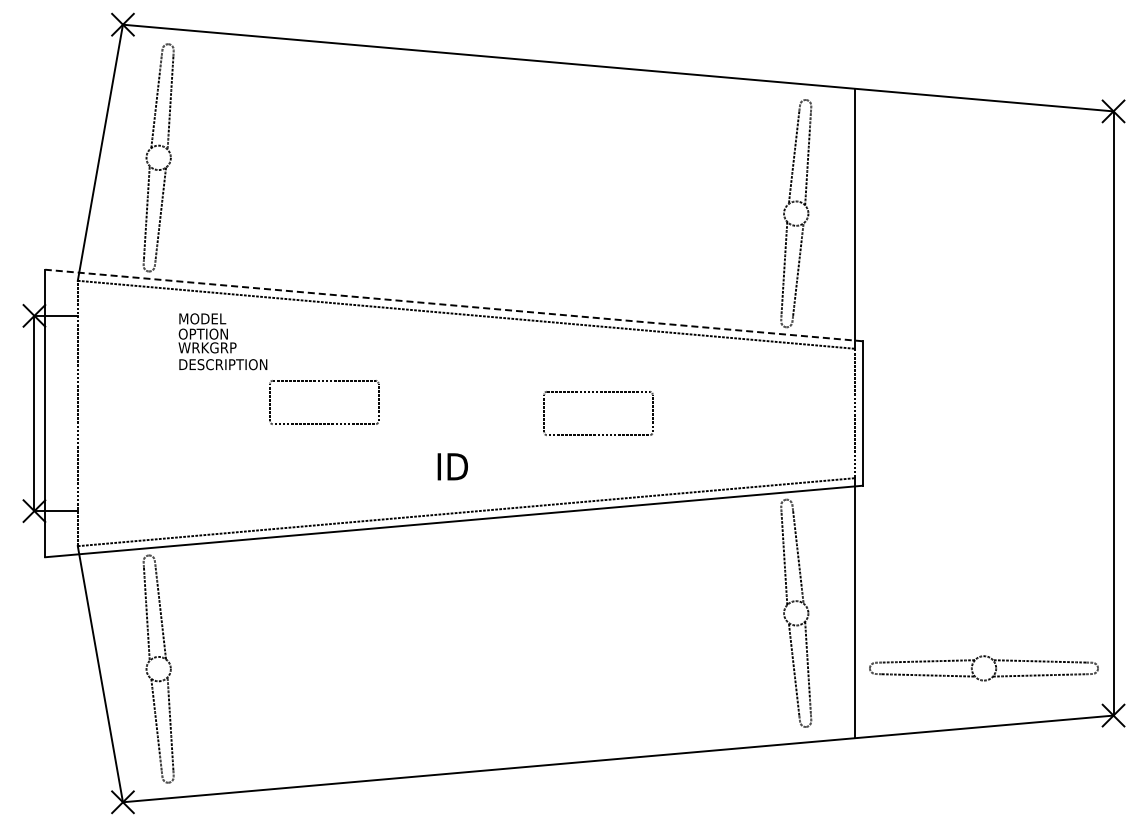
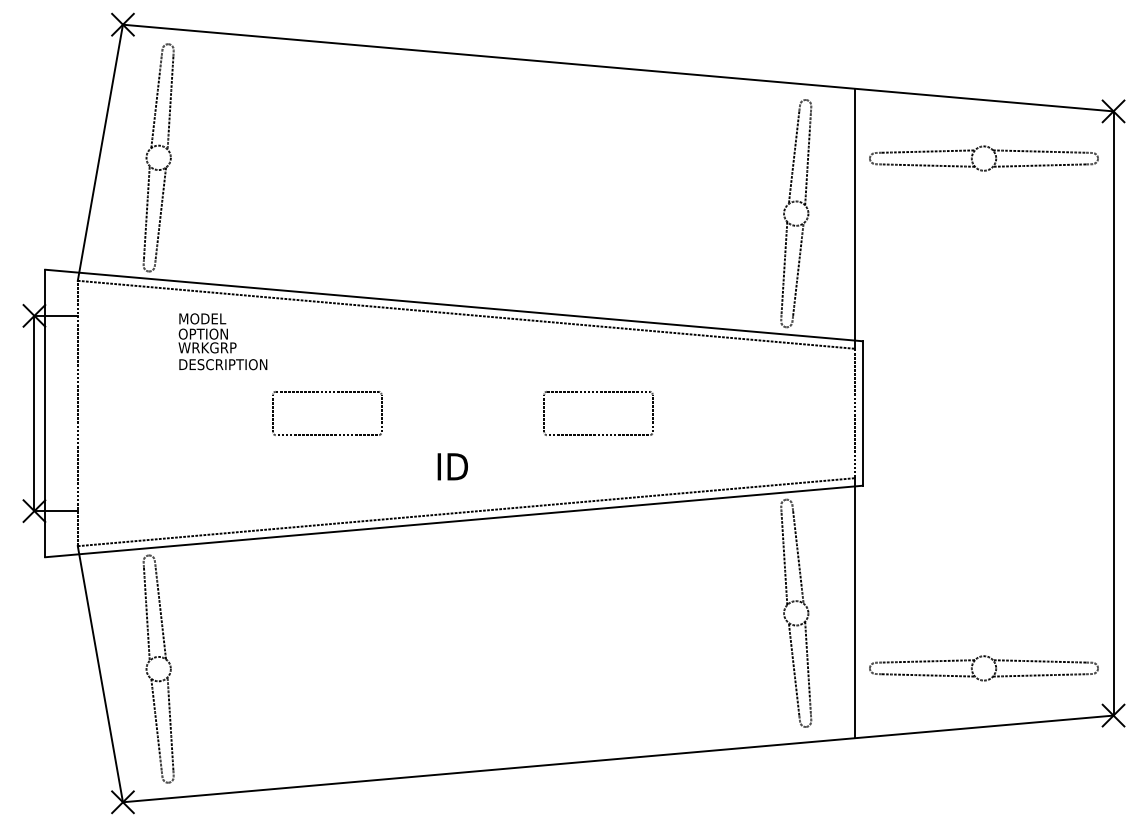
part: none -> present (973, 155)
line: dashed -> solid (453, 305)
part position: (324, 423) -> (327, 434) (327, 434)
